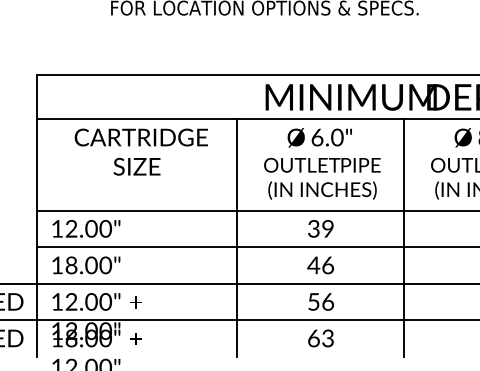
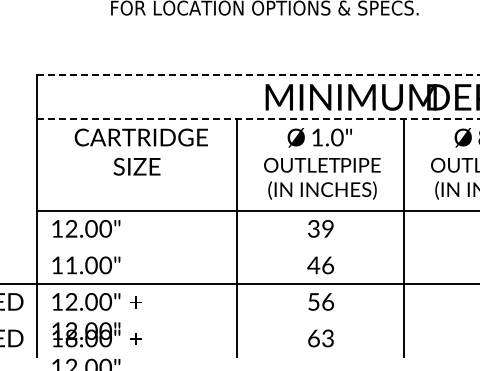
line: solid -> dashed (258, 75)
line: solid -> dashed (258, 119)
text: 6.0" -> 1.0" (317, 137)
line: present -> none (256, 247)
text: 18.00" -> 11.00" (71, 265)
line: present -> none (239, 320)
